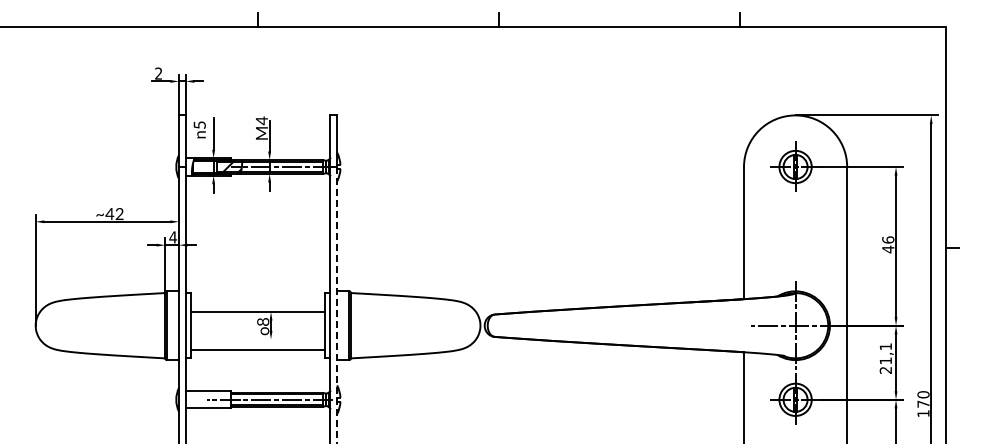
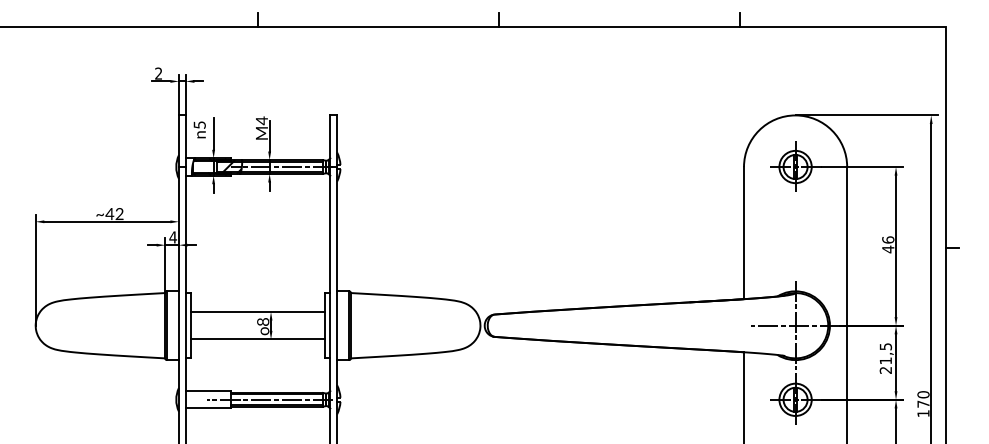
line: dashed -> solid (337, 305)
text: 21,1 -> 21,5 (885, 346)
line position: (258, 350) -> (258, 339) (258, 339)
